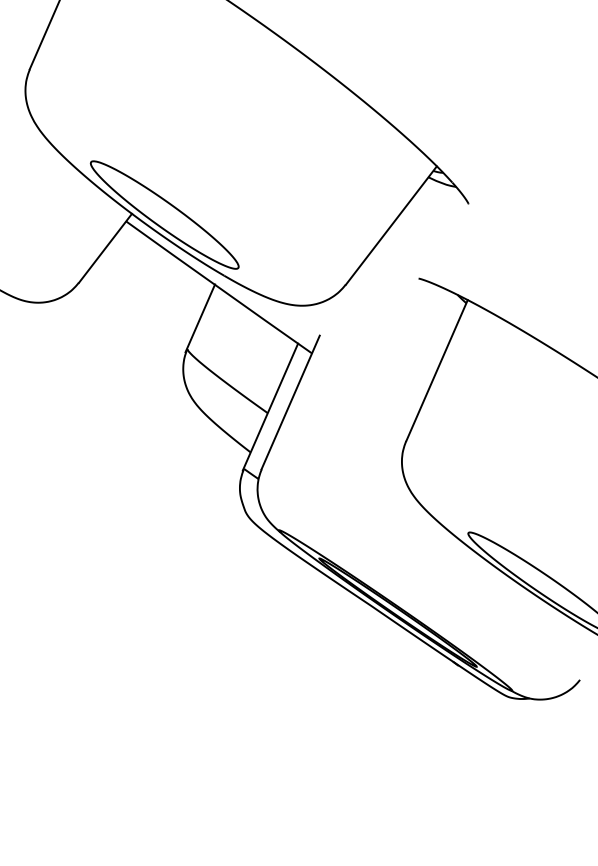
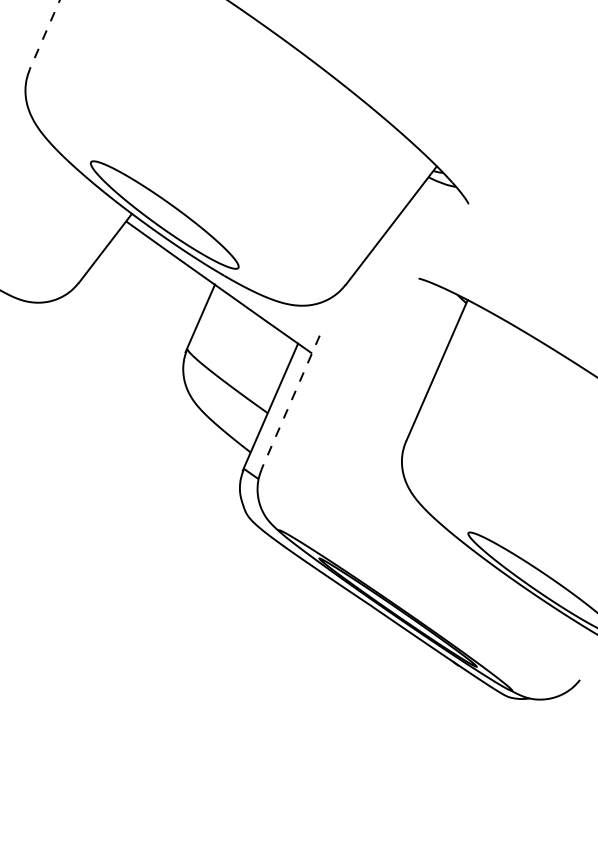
line: solid -> dashed (44, 35)
line: solid -> dashed (290, 402)
